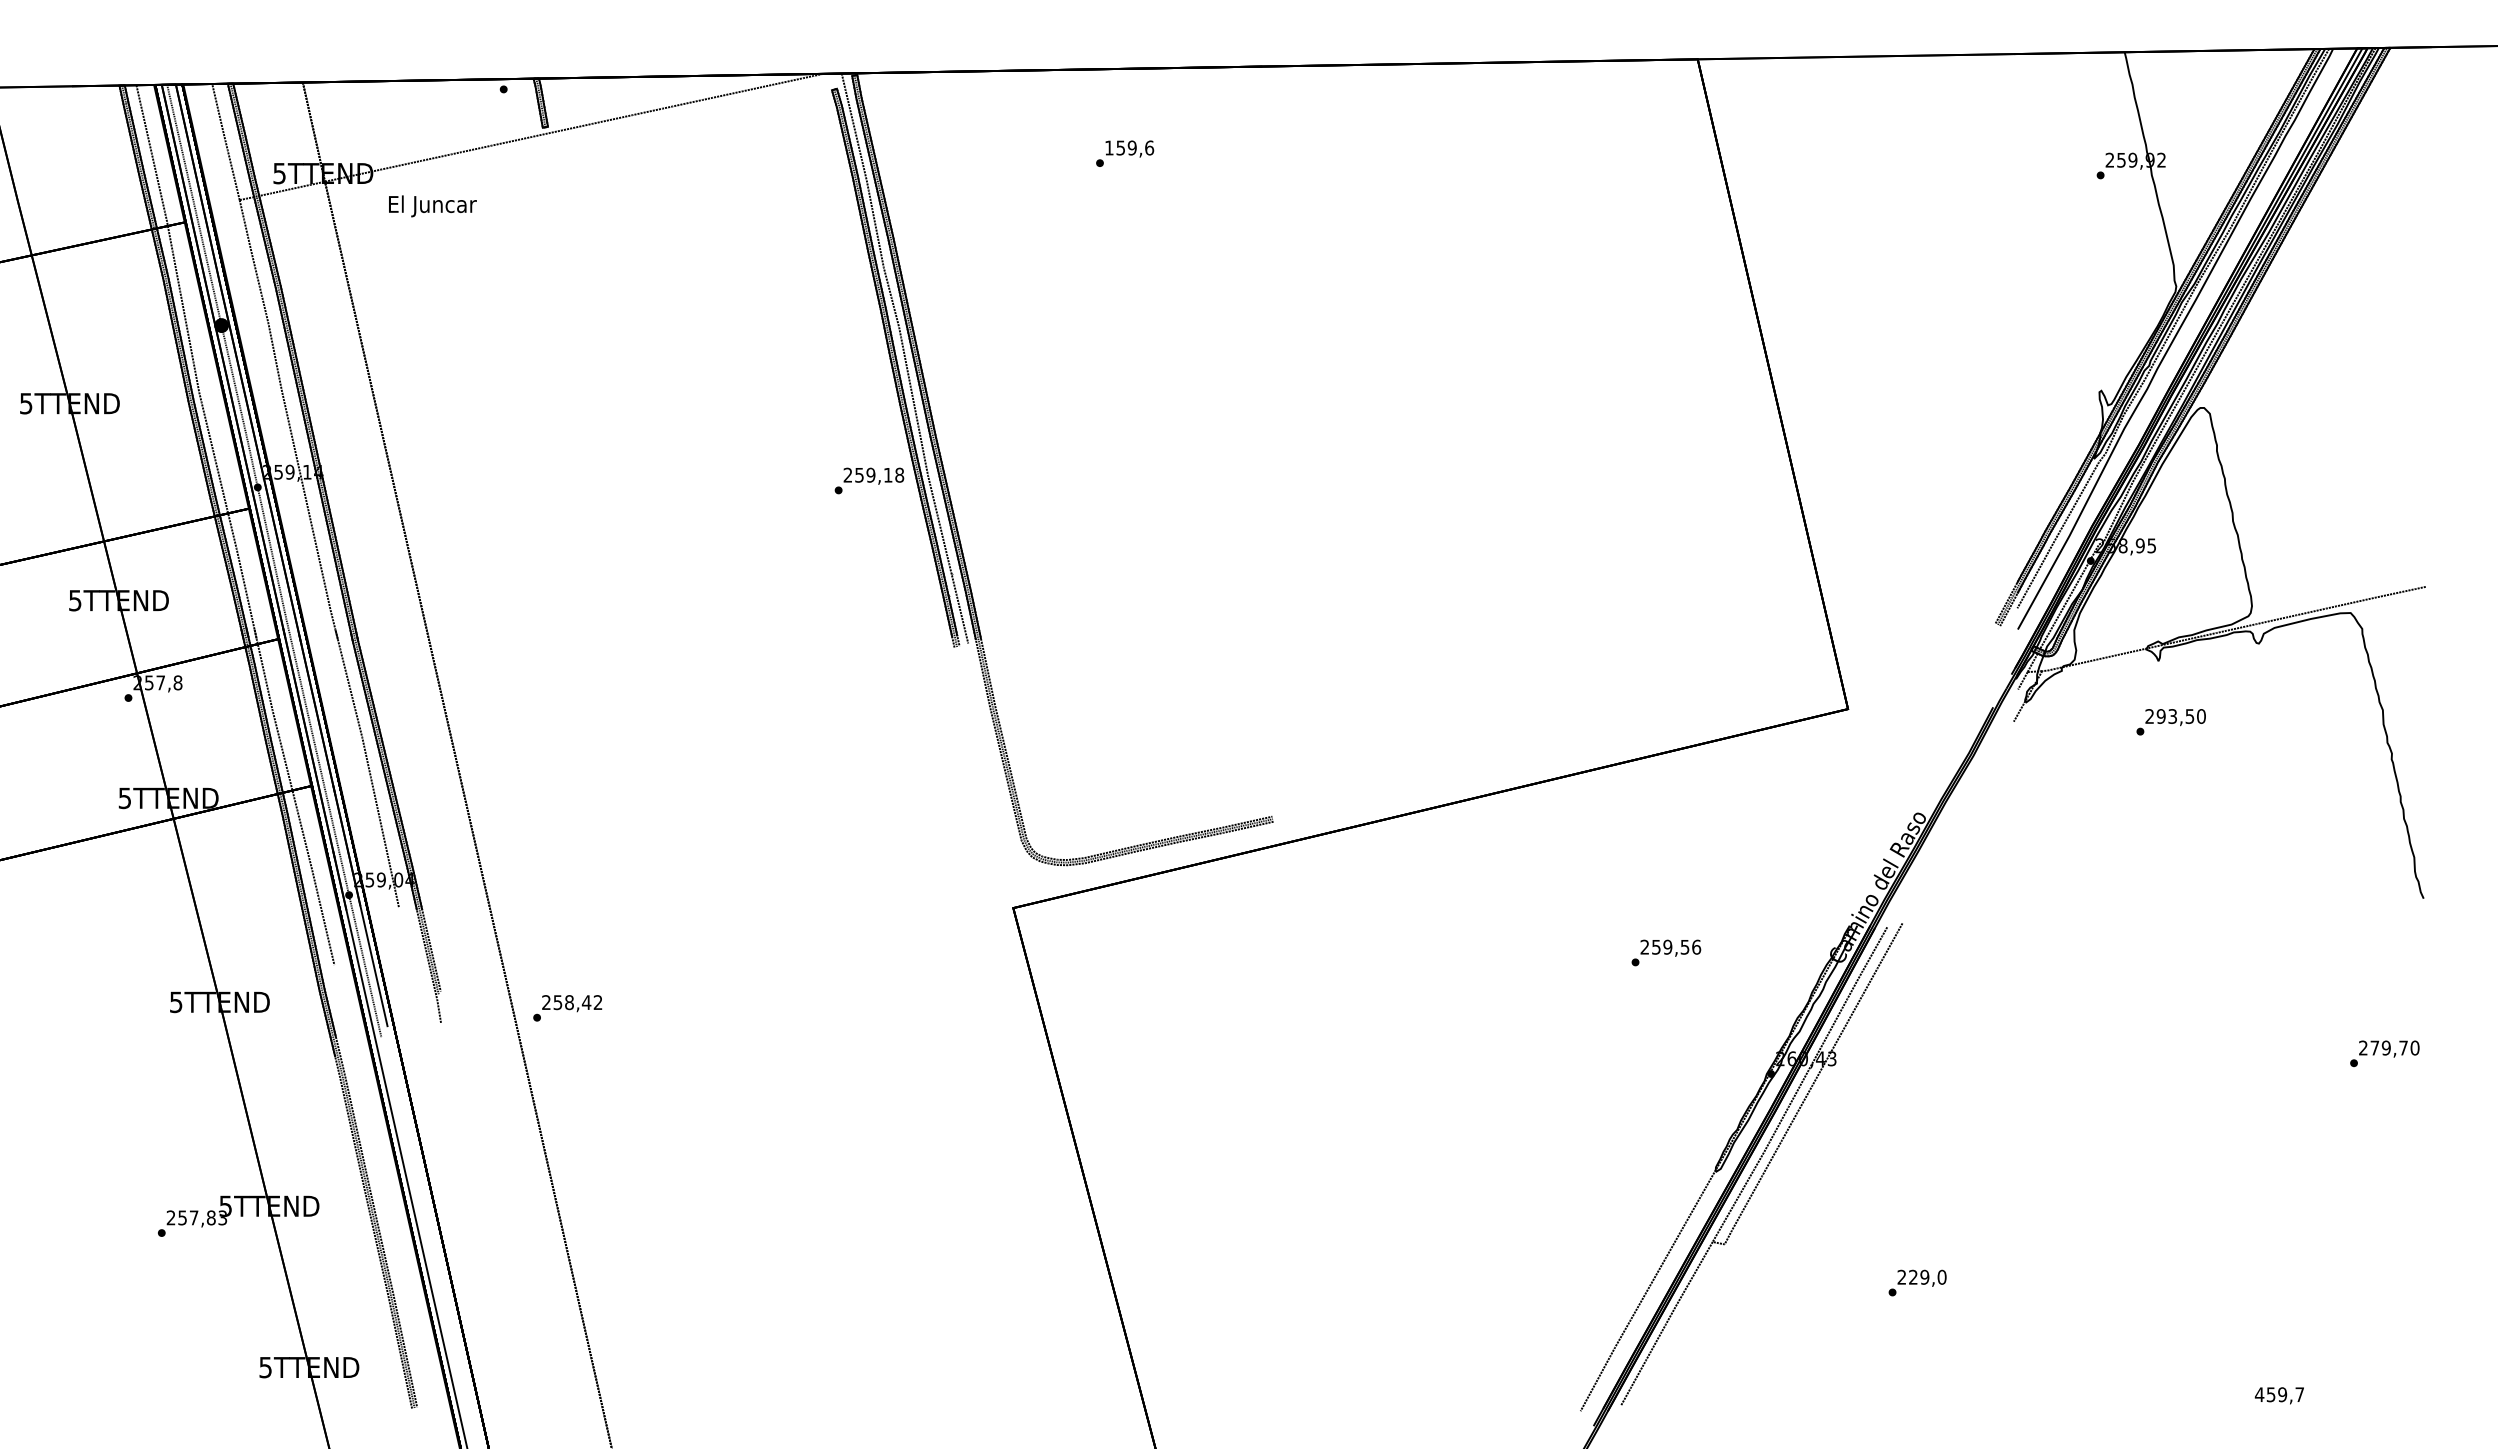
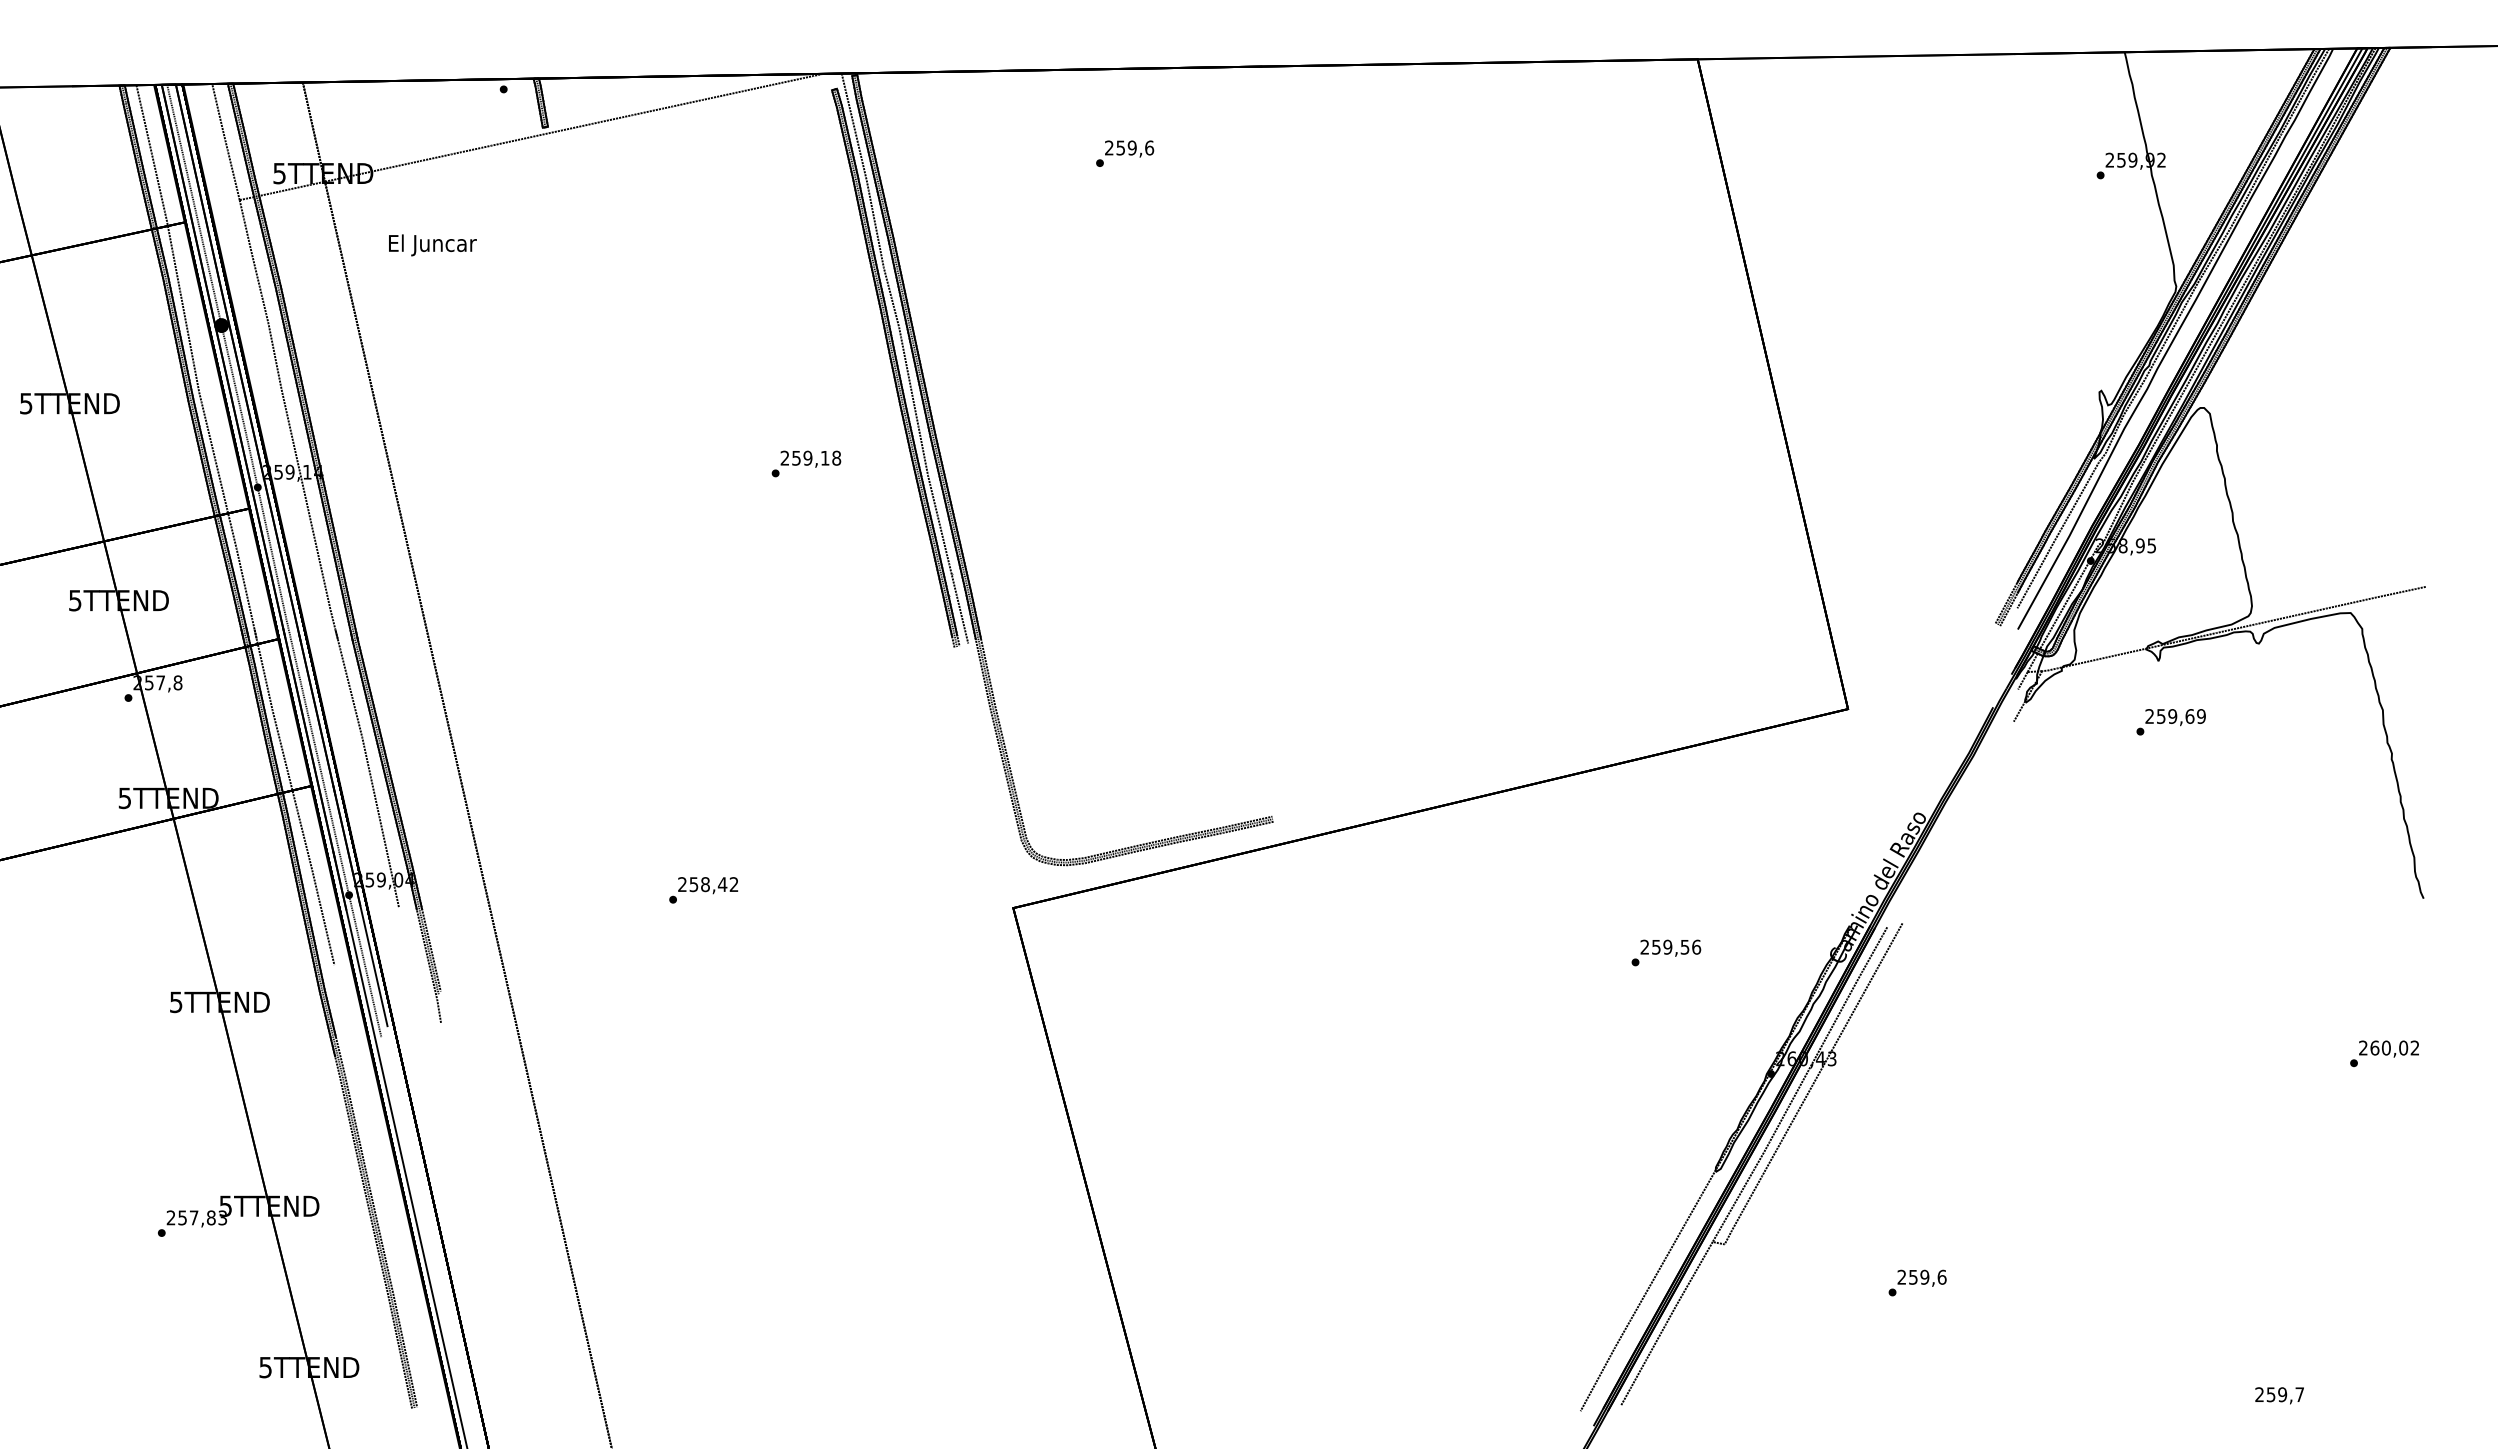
text: 159,6 -> 259,6 (1109, 147)
text position: (432, 206) -> (432, 245) (432, 245)
text position: (869, 480) -> (806, 463) (806, 463)
text: 293,50 -> 259,69 (2180, 716)
text position: (567, 1008) -> (703, 890) (703, 890)
text: 279,70 -> 260,02 (2394, 1047)
text: 229,0 -> 259,6 (1927, 1276)
text: 459,7 -> 259,7 (2259, 1394)
